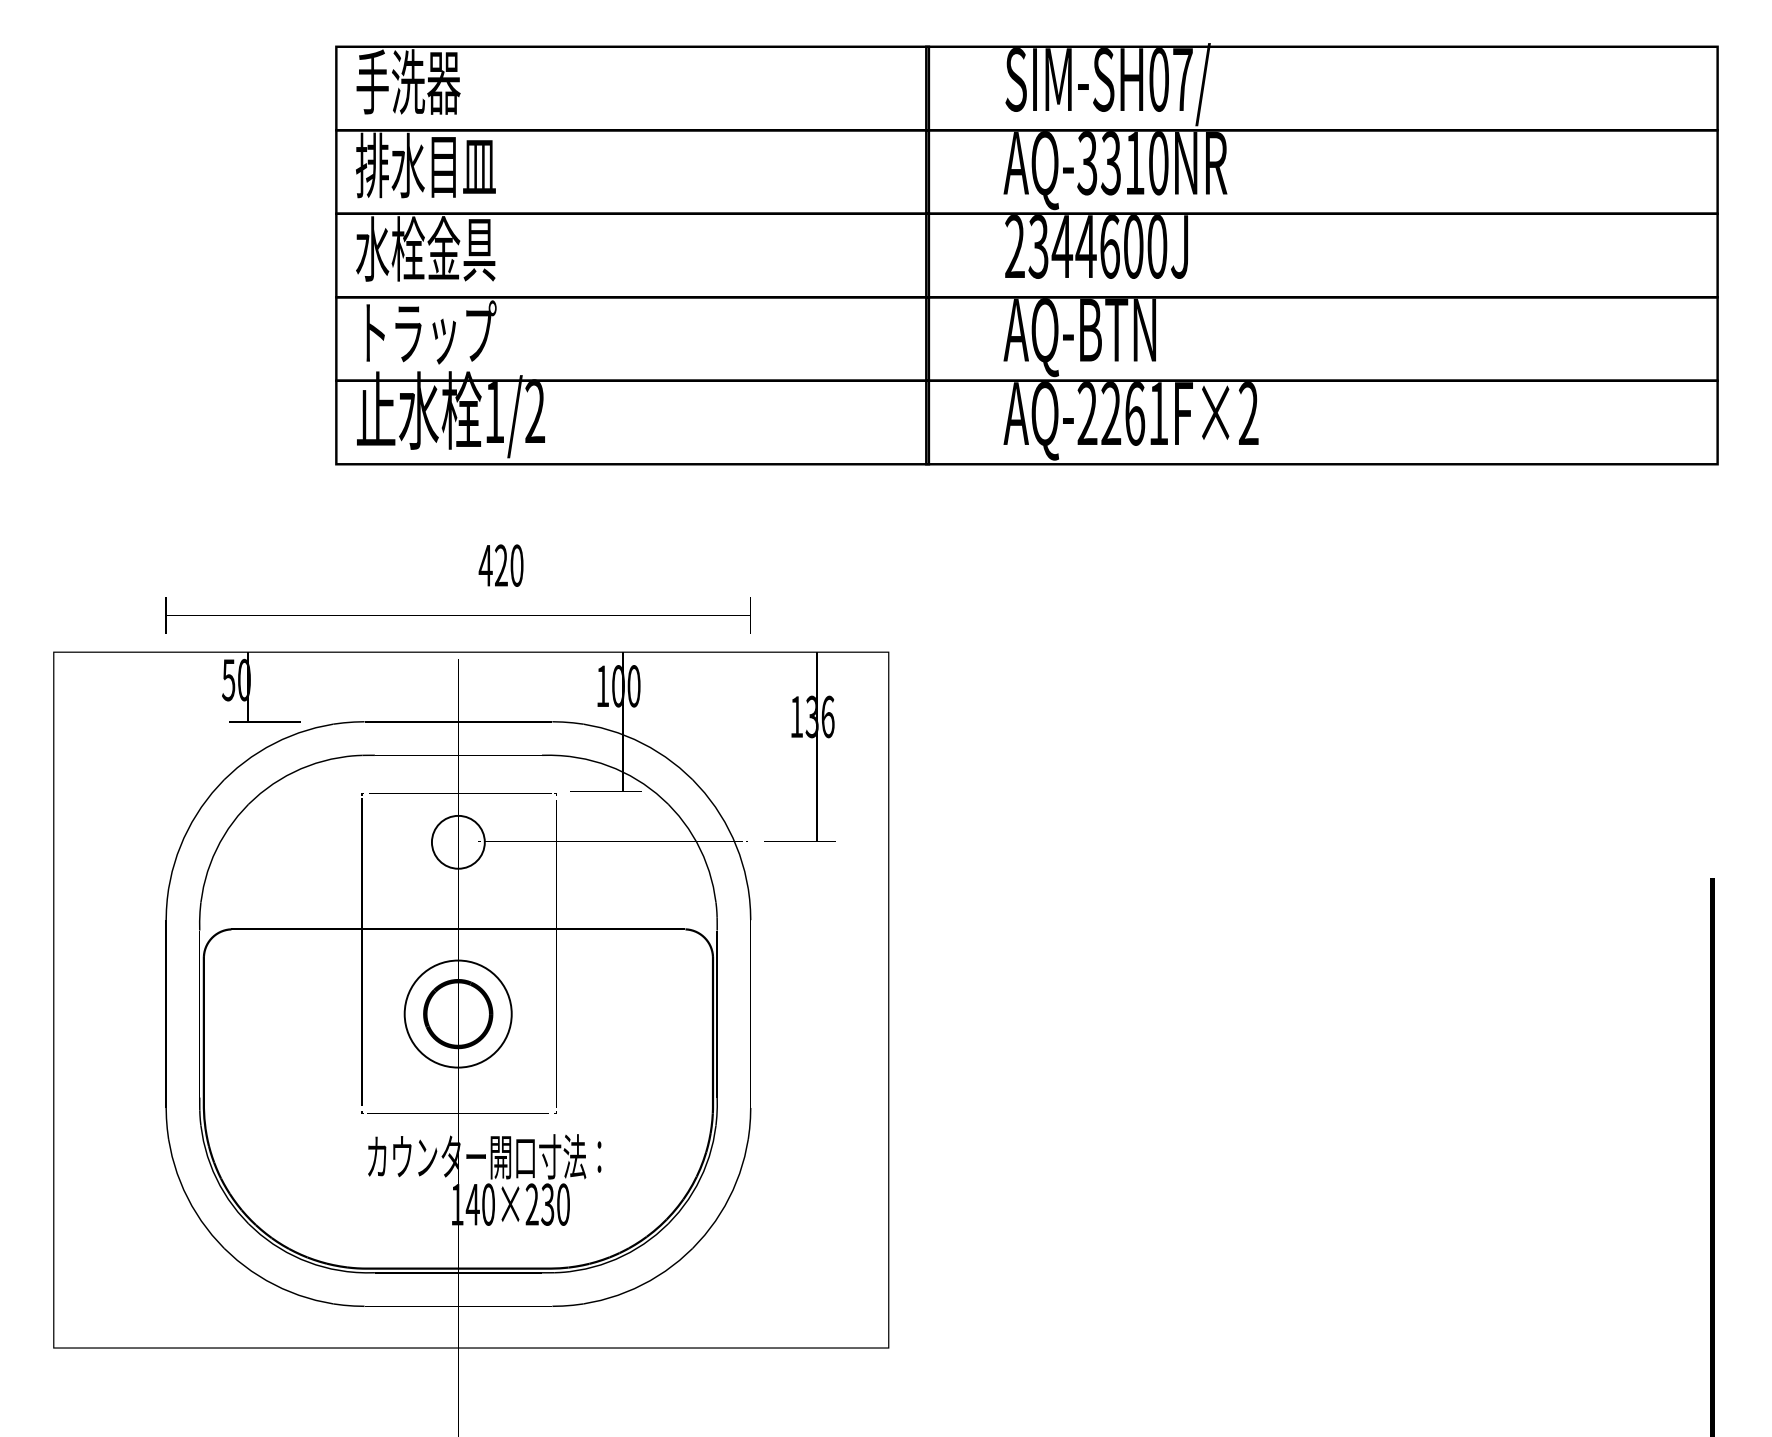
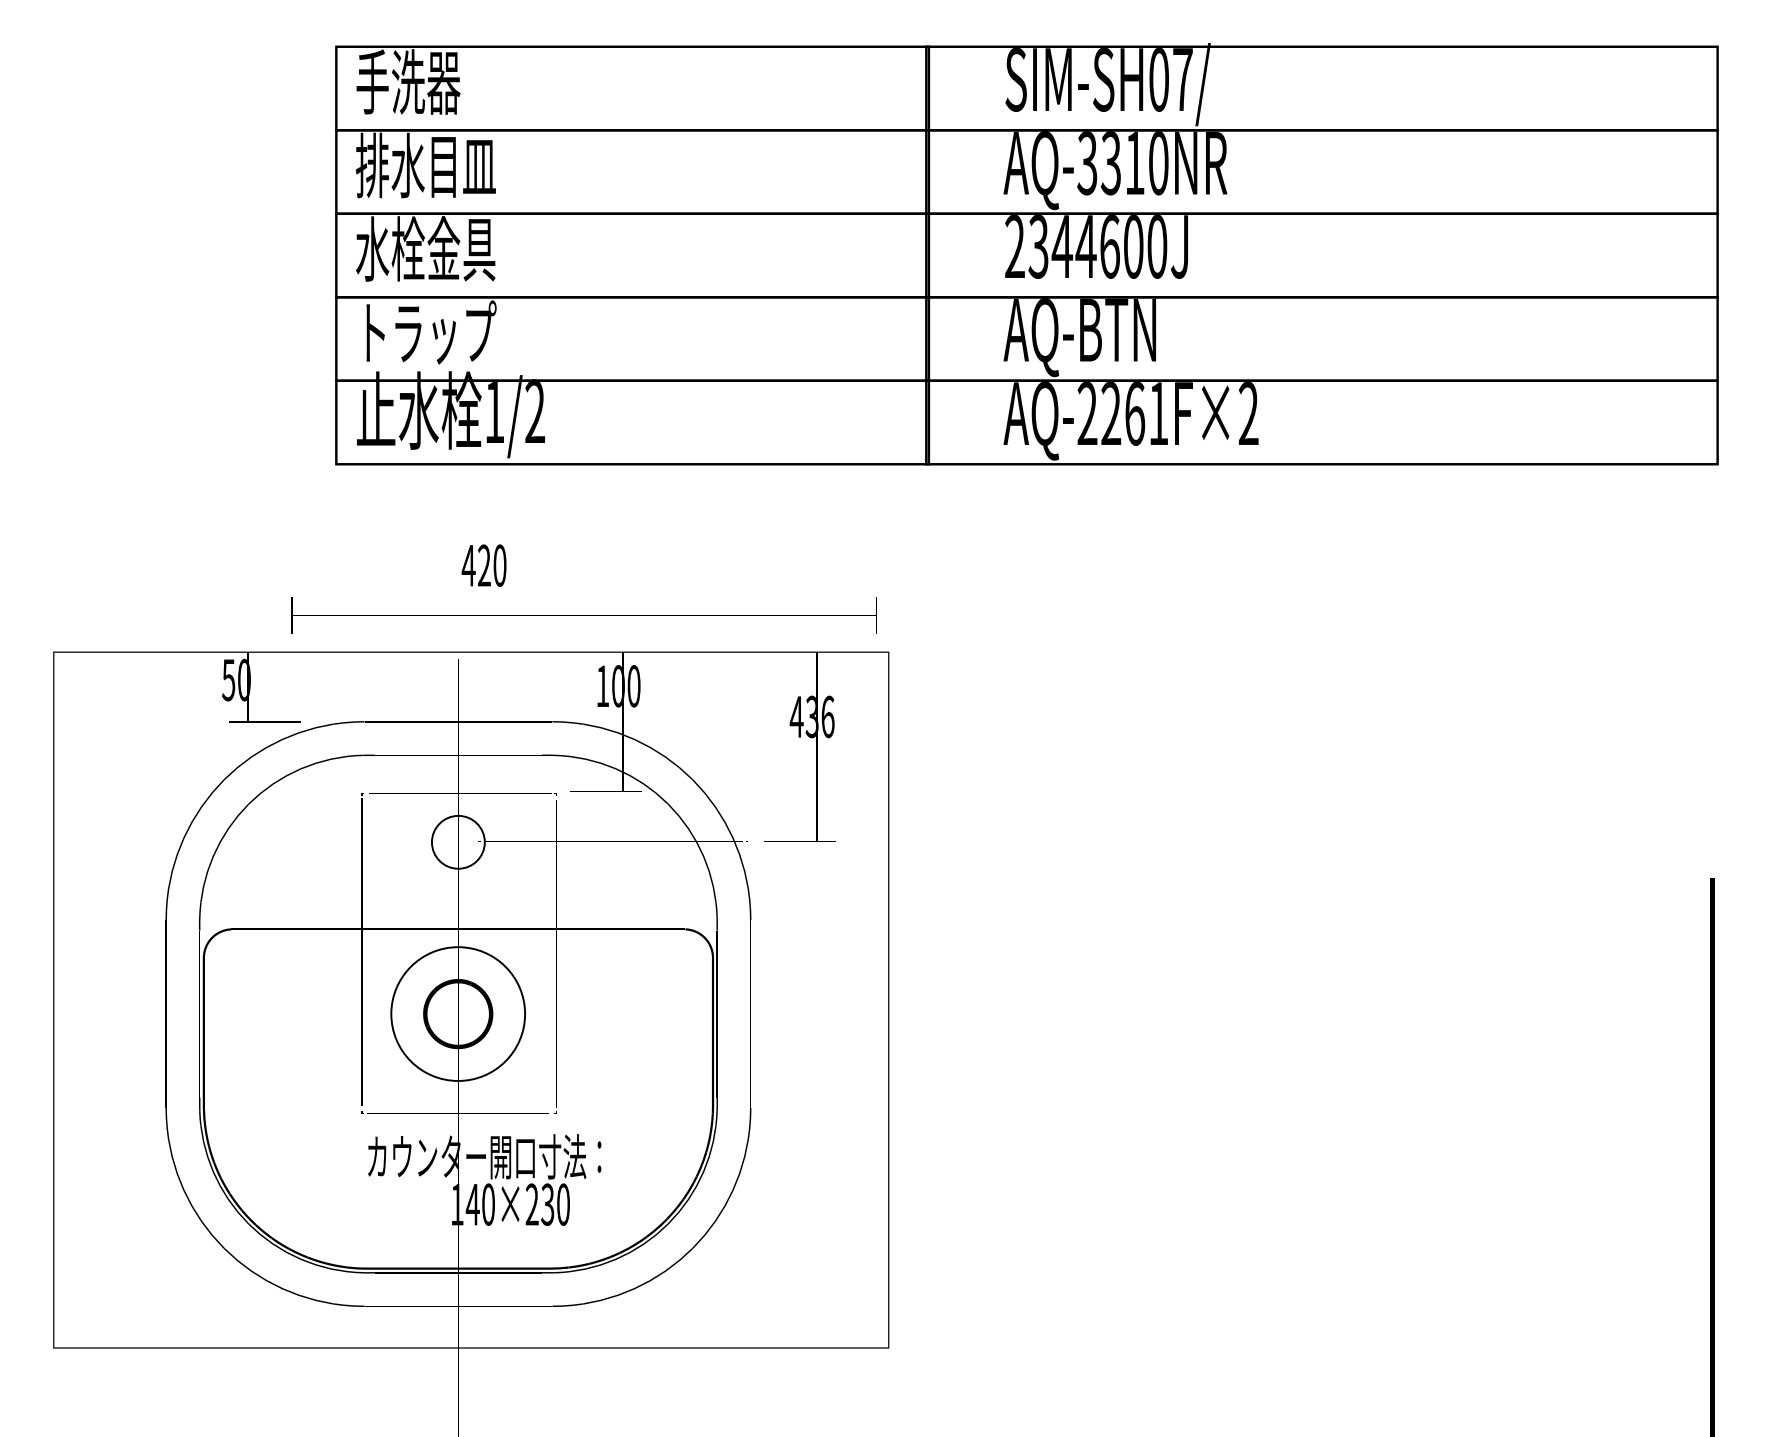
text position: (500, 565) -> (483, 565) (483, 565)
part position: (457, 615) -> (583, 615) (583, 615)
text: 136 -> 436 (796, 716)
circle diameter: 107 px -> 134 px (458, 1013)
